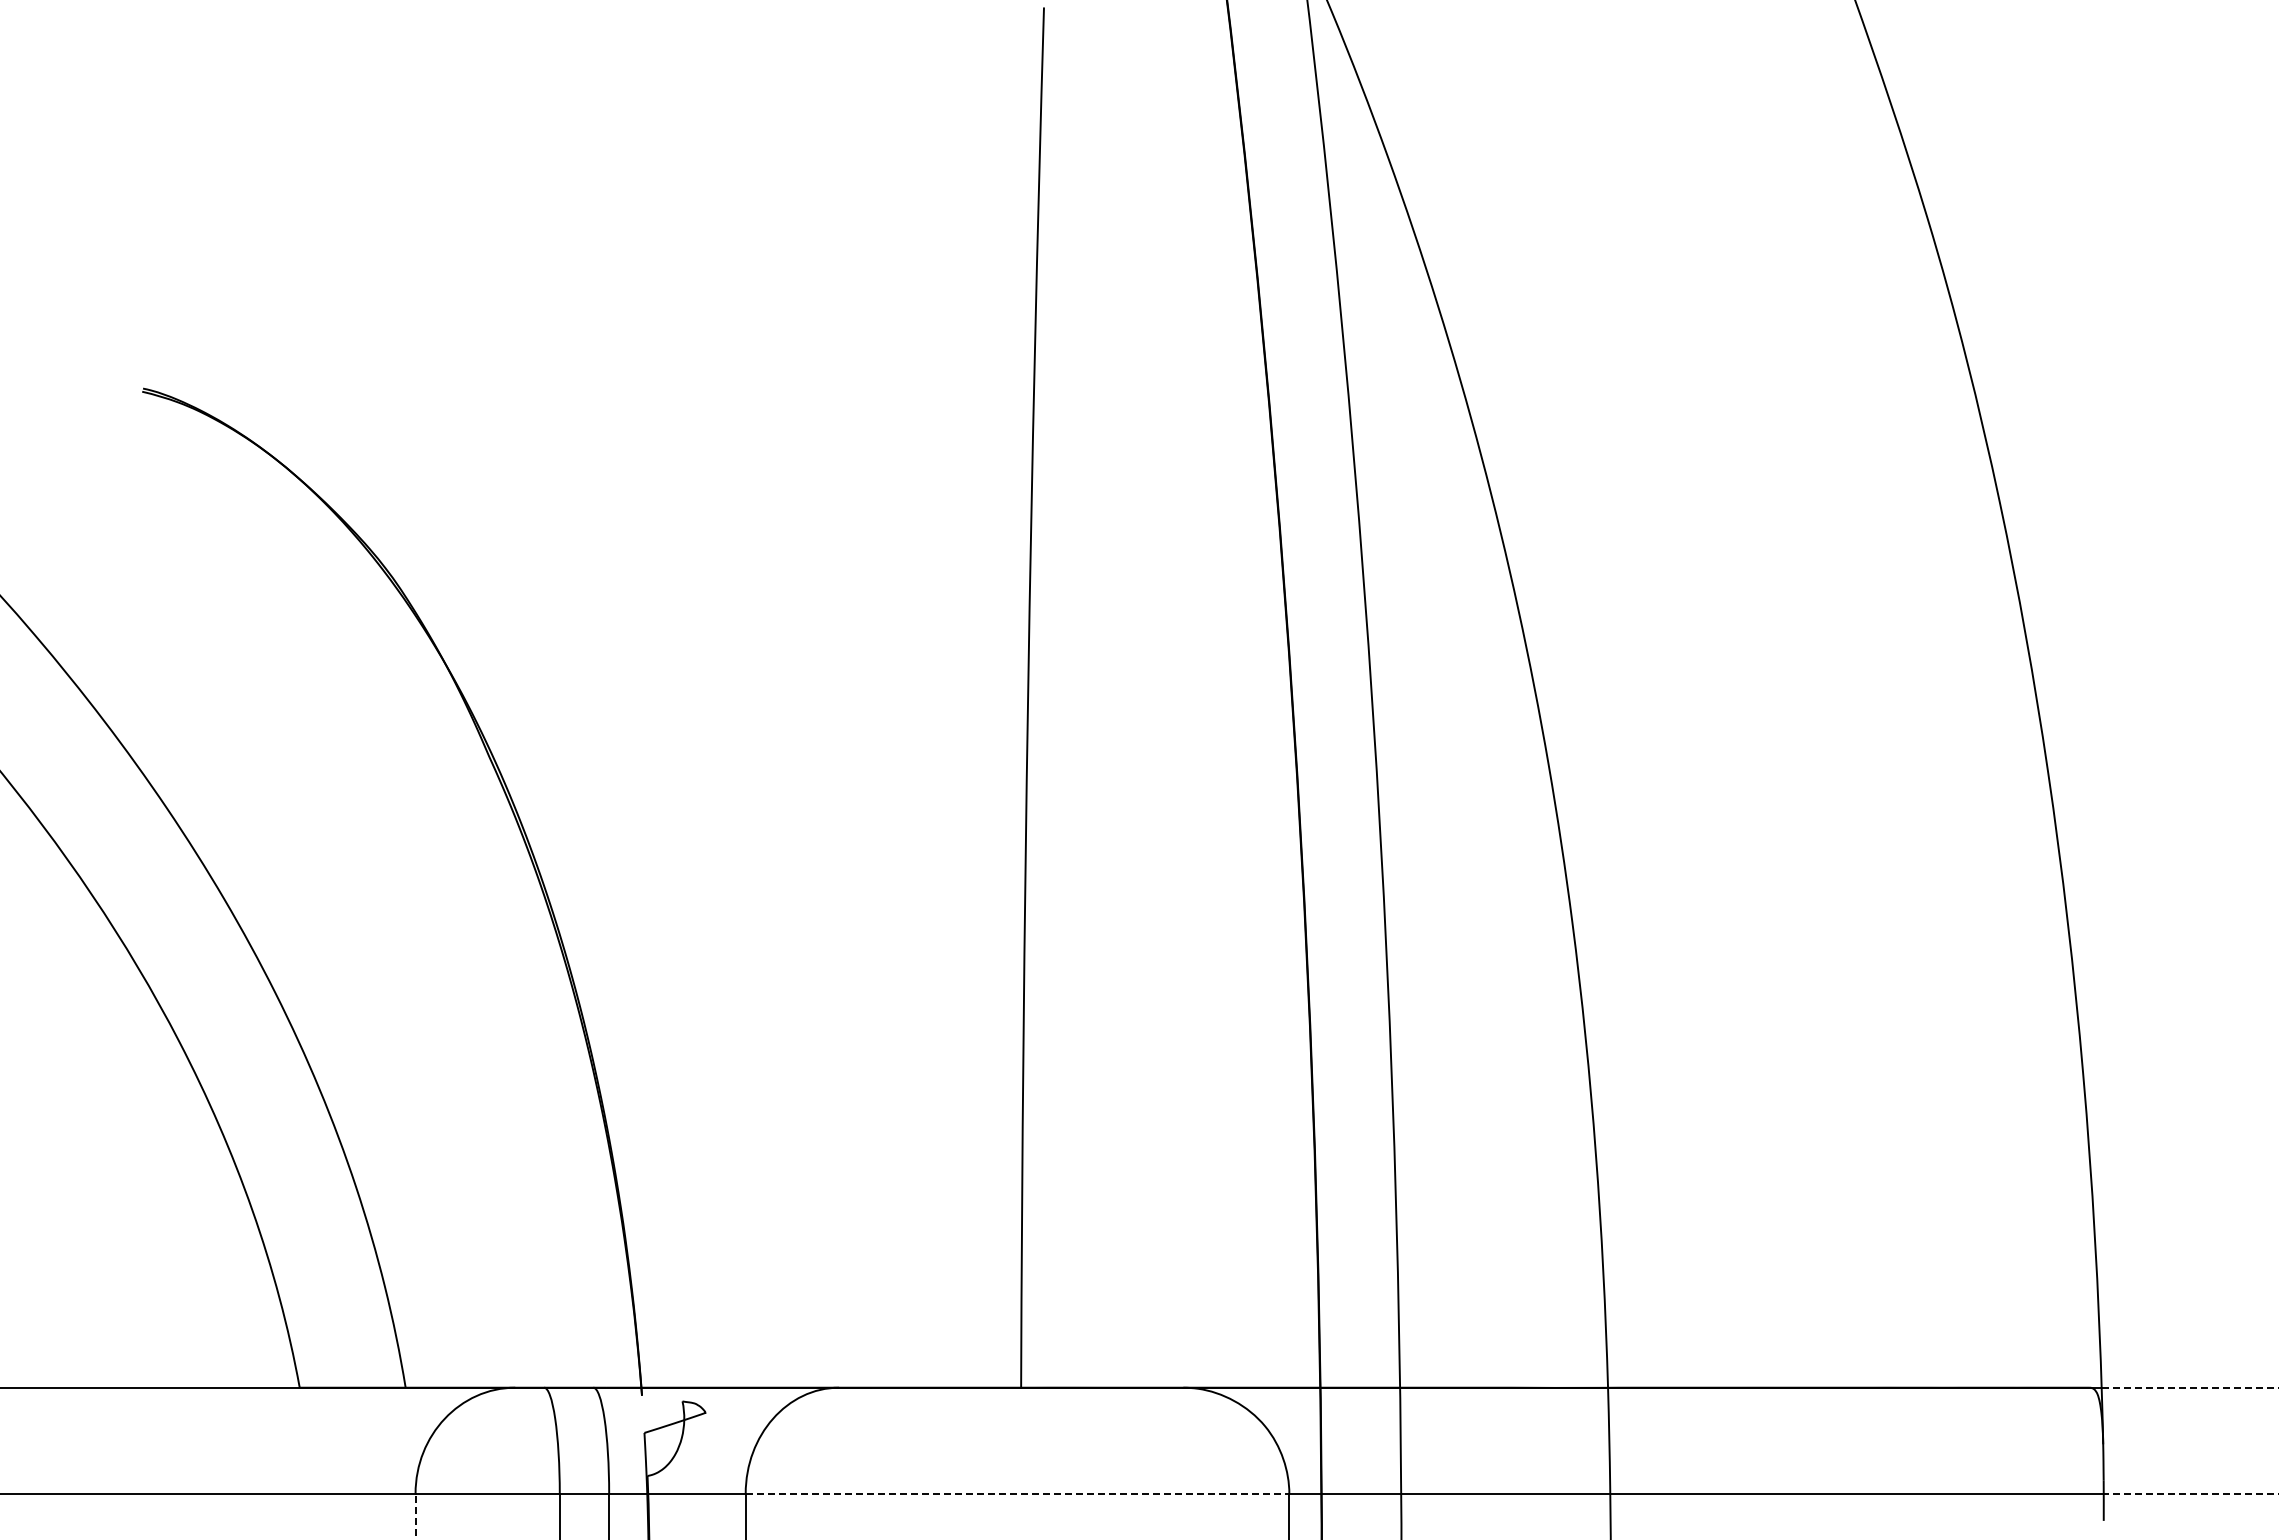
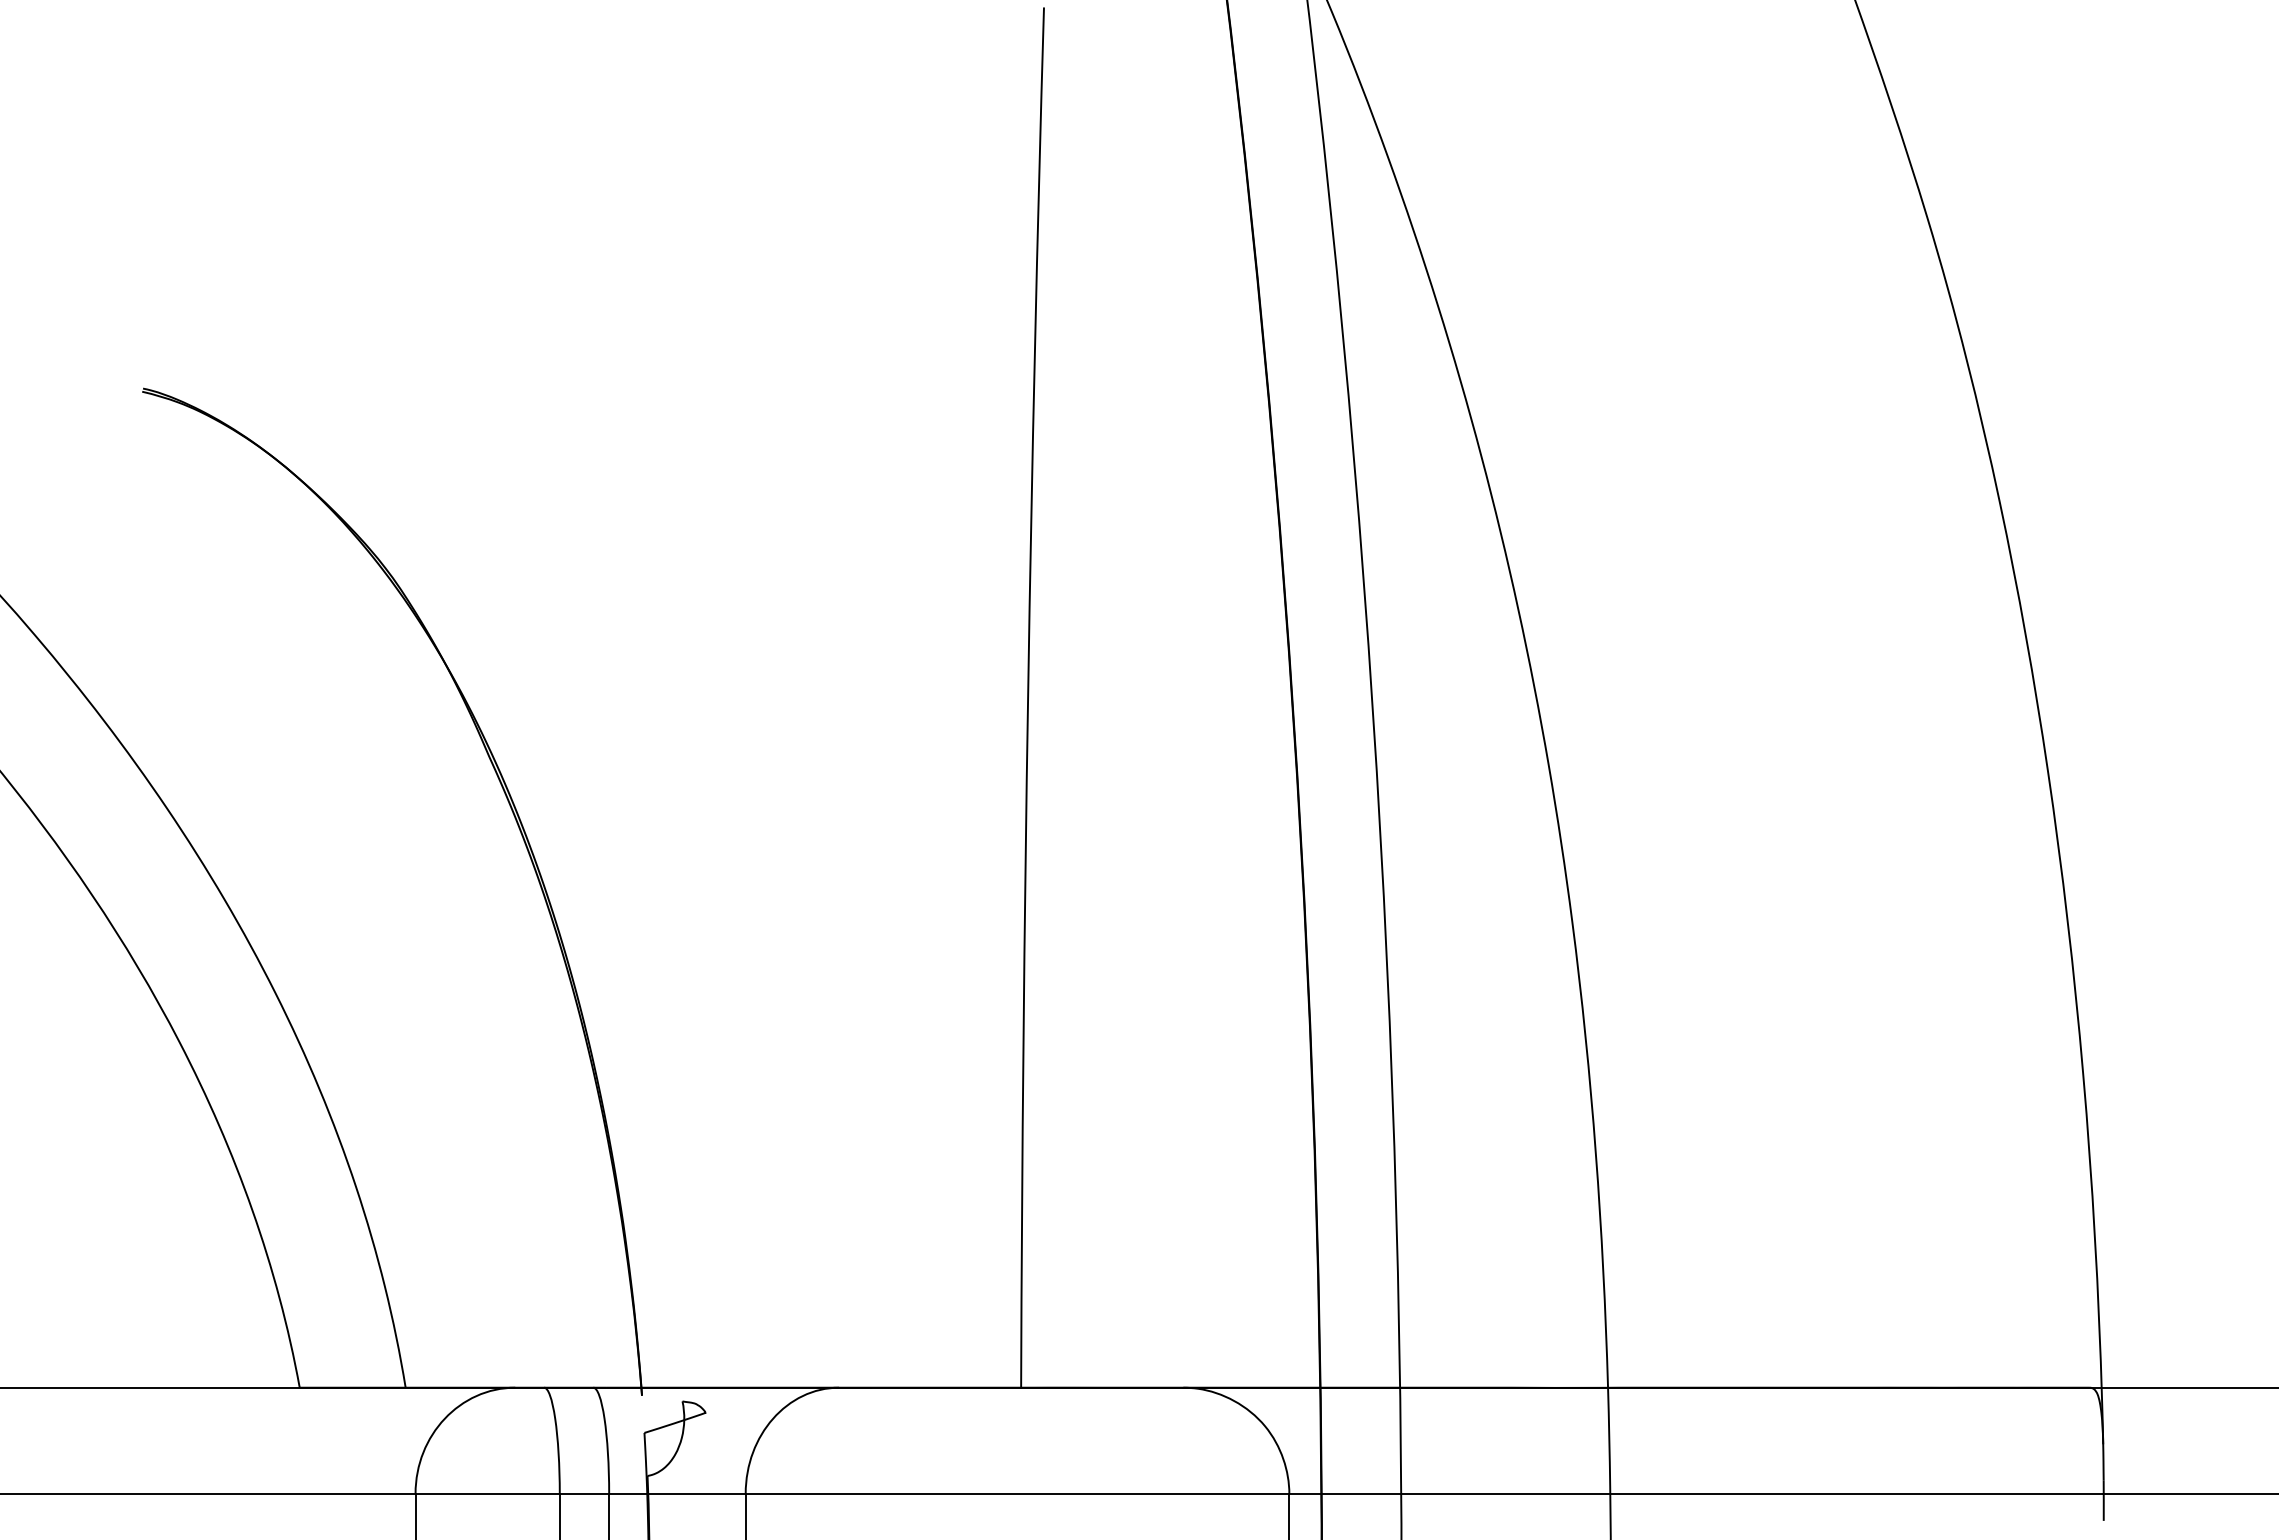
line: dashed -> solid (2190, 1387)
line: dashed -> solid (1017, 1493)
line: dashed -> solid (2190, 1493)
line: dashed -> solid (415, 1516)
